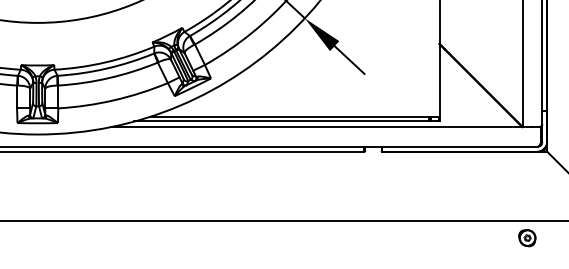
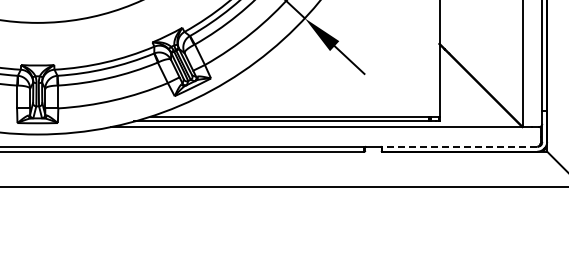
line: solid -> dashed (459, 146)
line position: (283, 220) -> (283, 186) (283, 186)
part: present -> none (527, 238)
